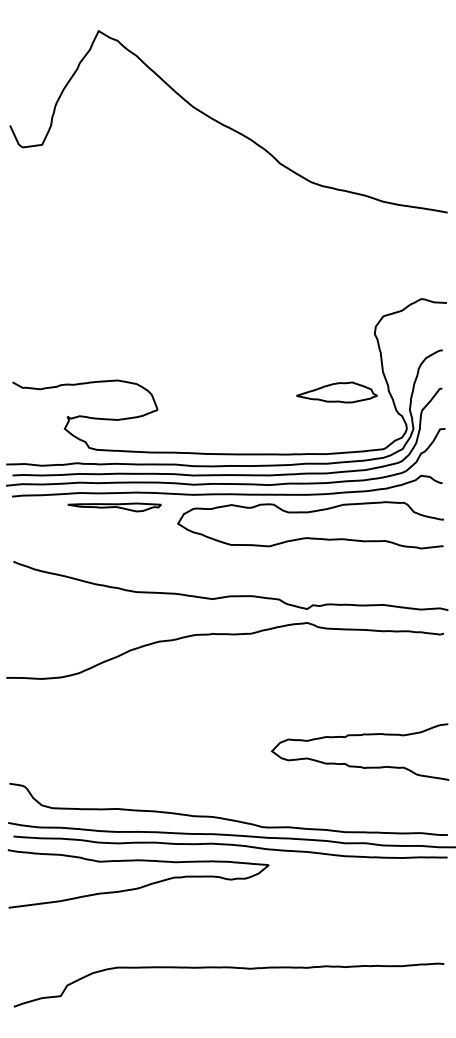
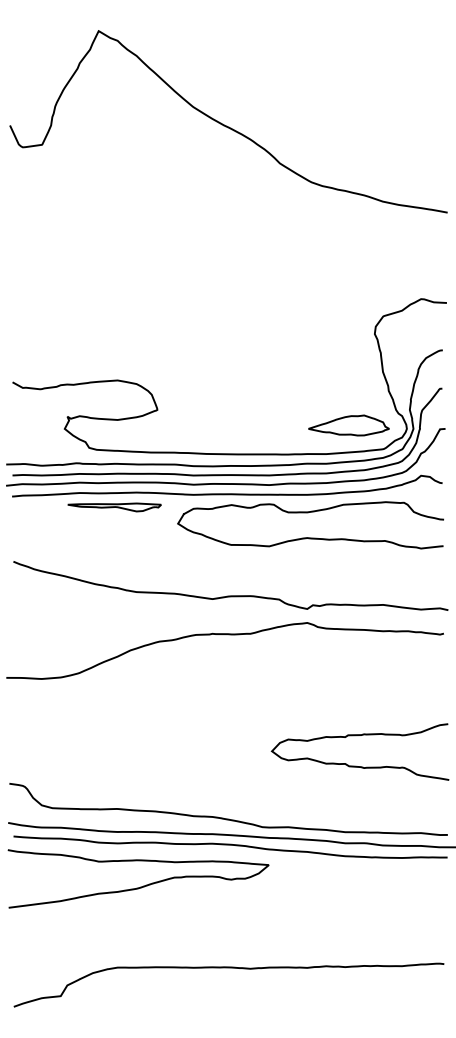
part position: (336, 392) -> (348, 425) (348, 425)
